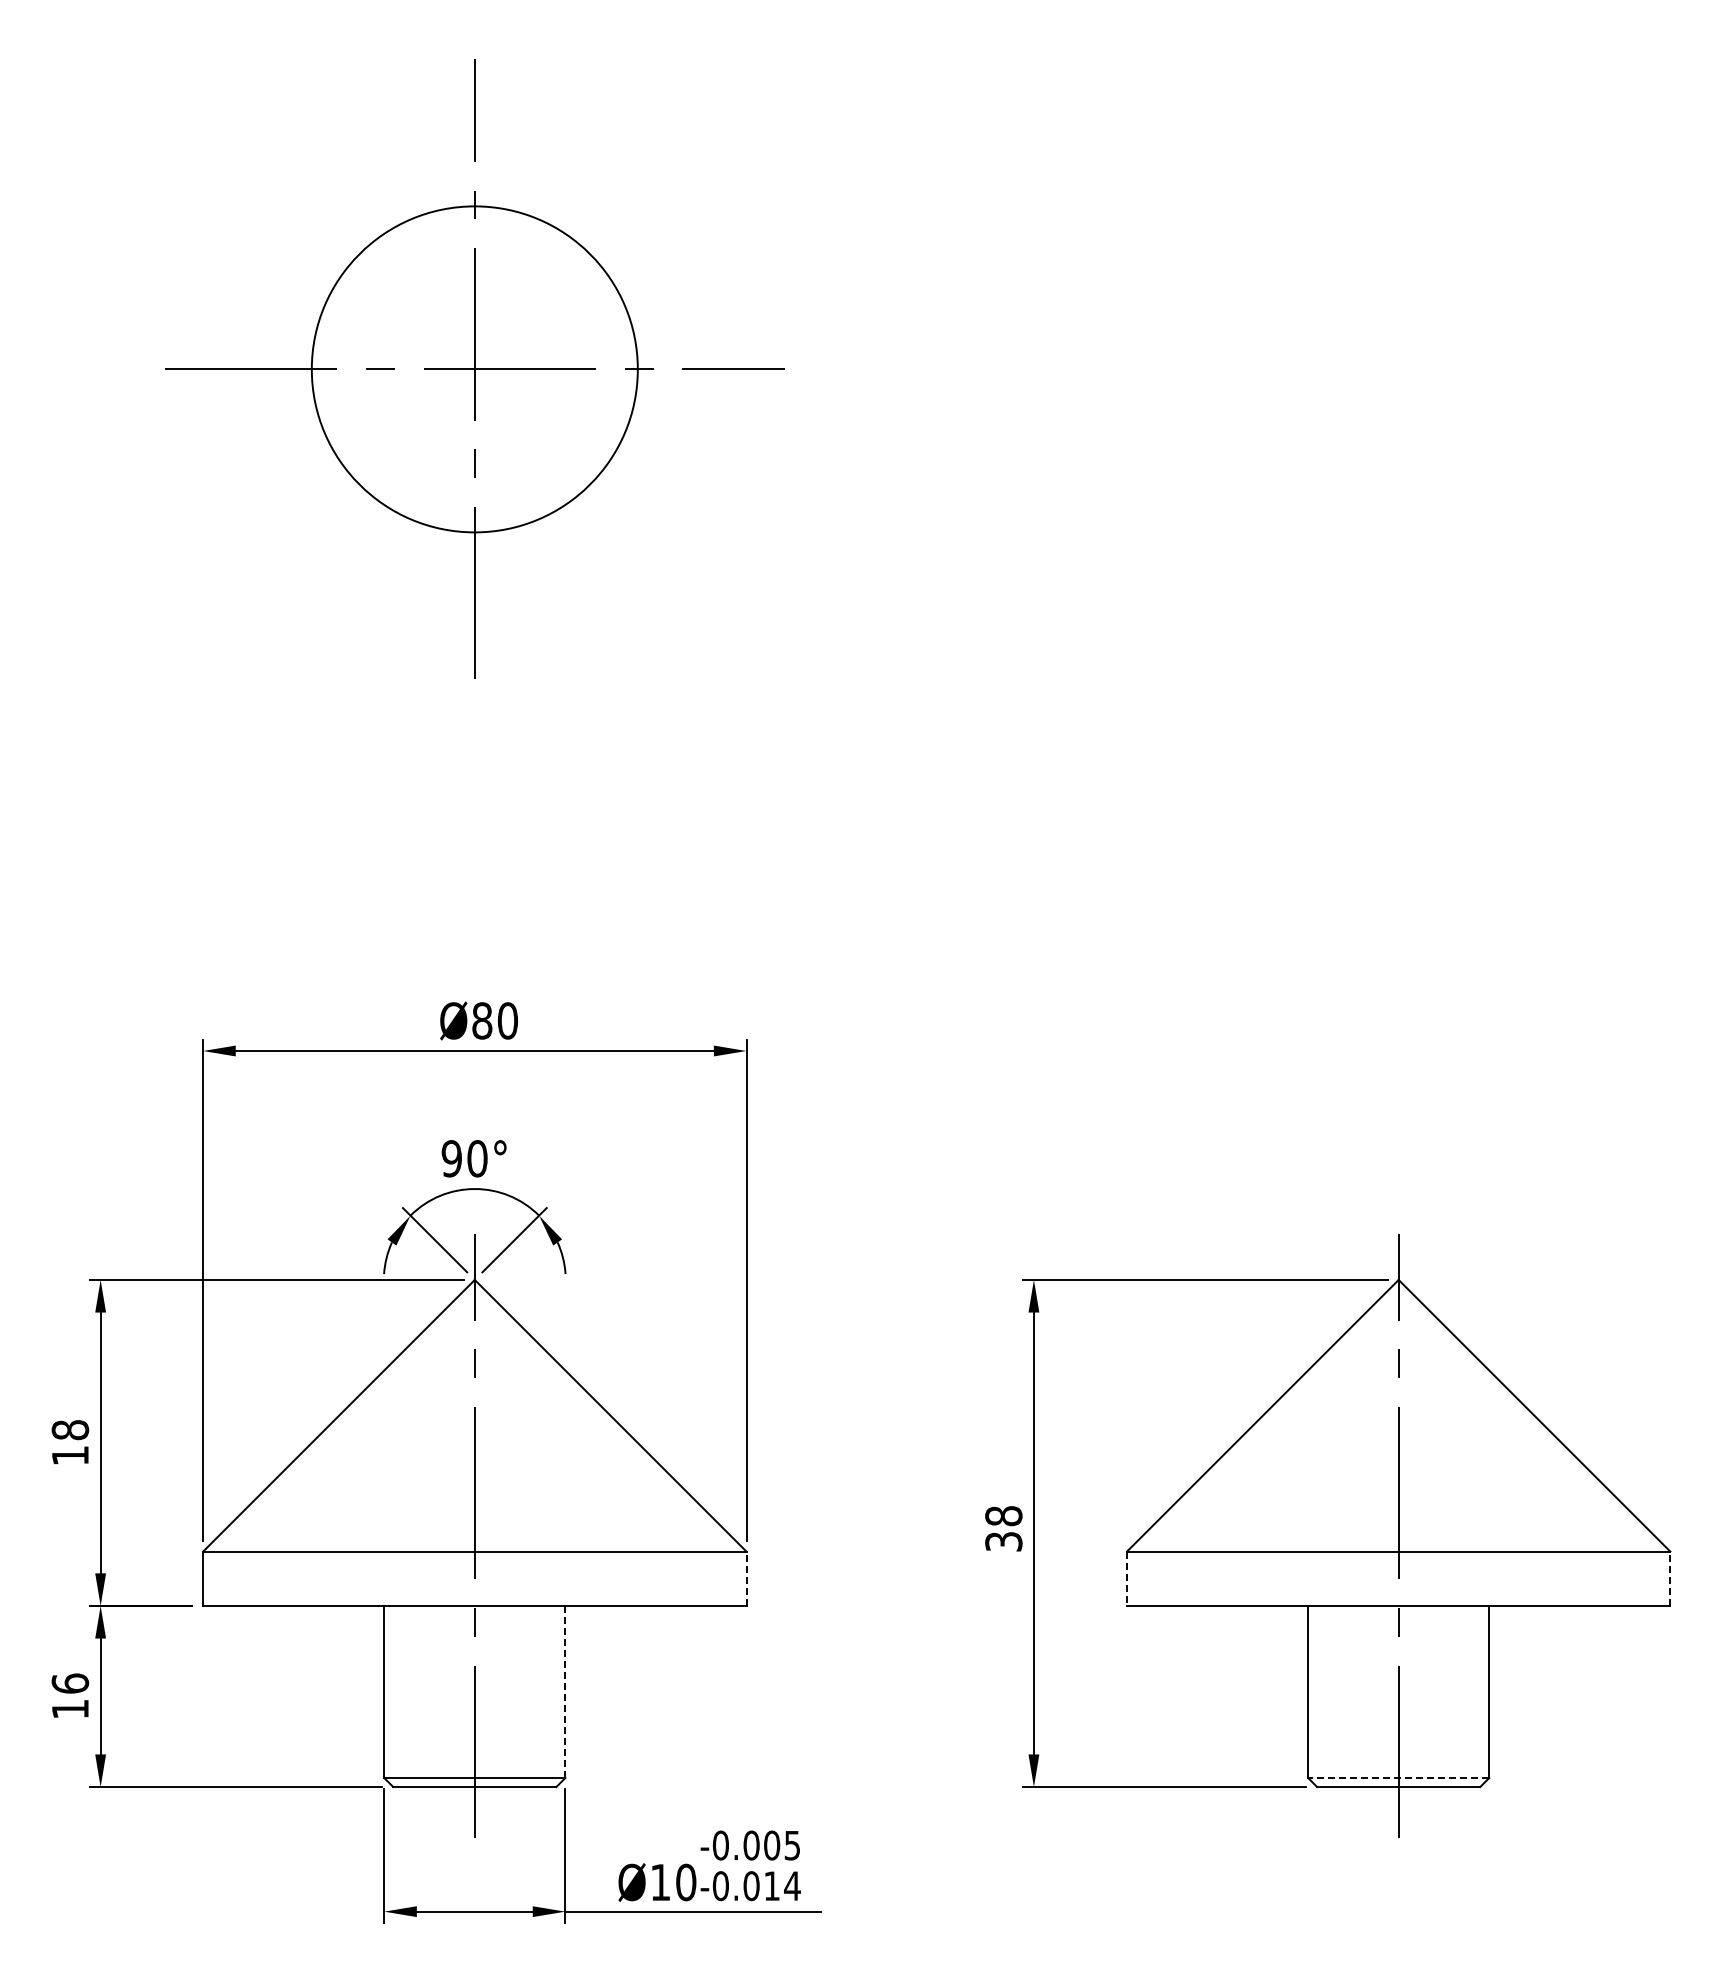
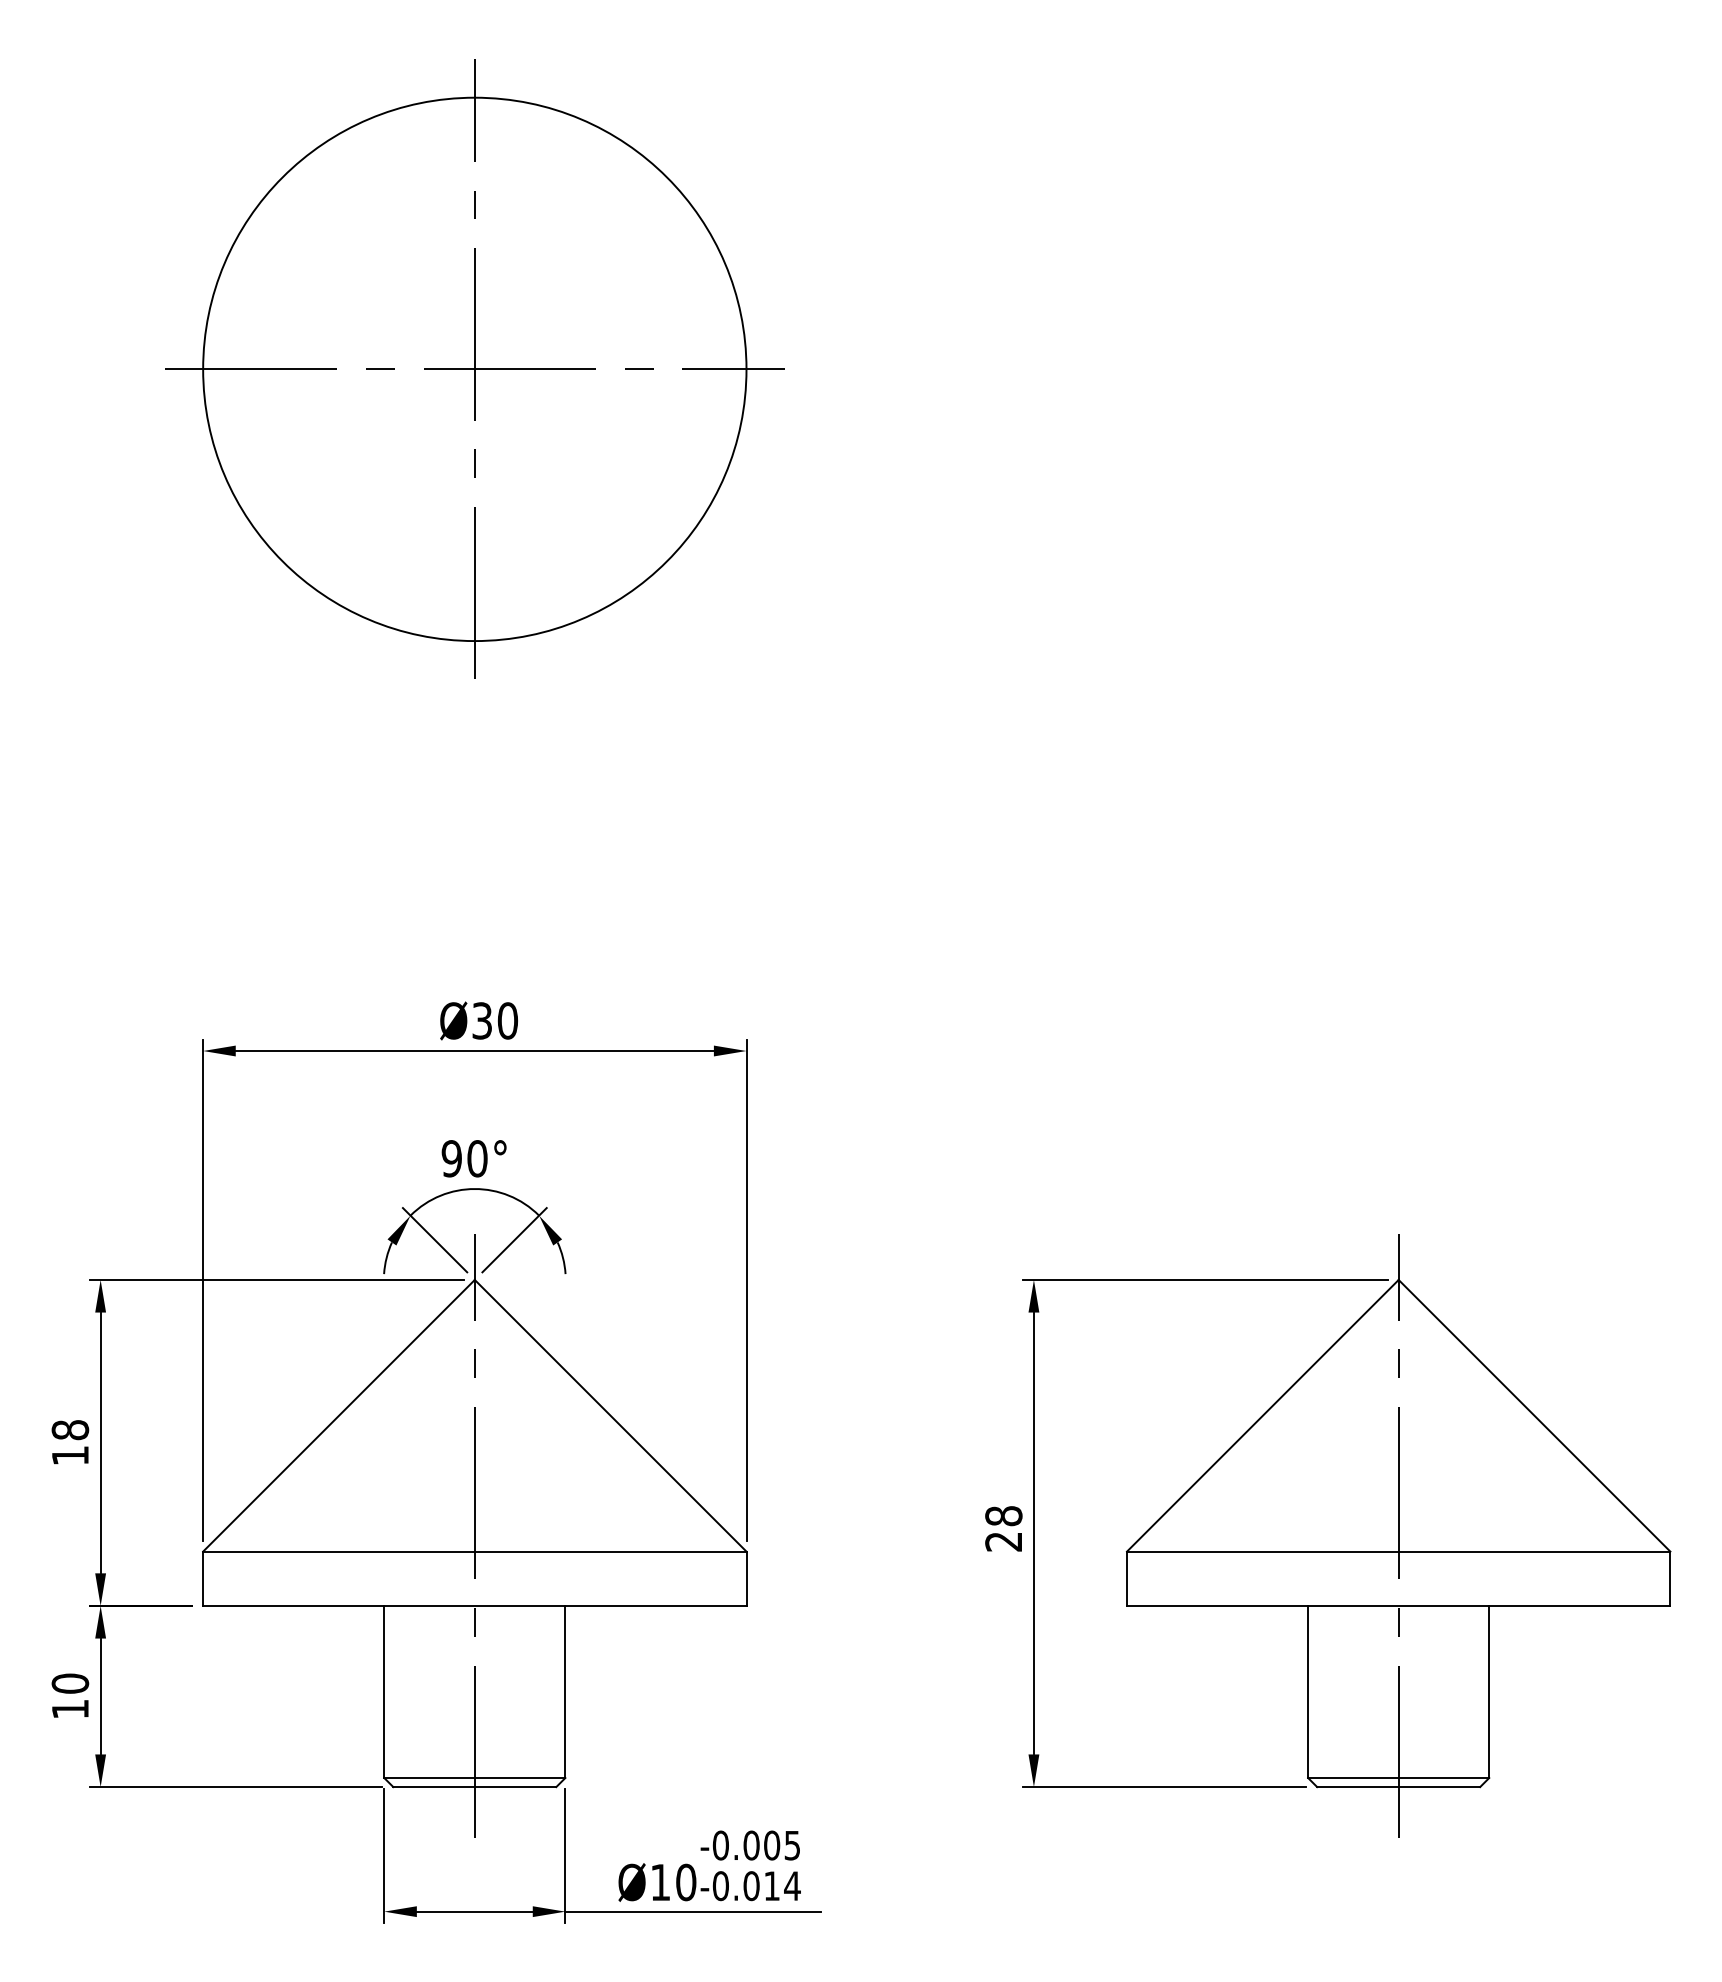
circle diameter: 326 px -> 543 px (474, 369)
text: Ø80 -> Ø30 (482, 1020)
text: 38 -> 28 (1003, 1541)
line: dashed -> solid (746, 1578)
line: dashed -> solid (1670, 1578)
line: dashed -> solid (1127, 1579)
text: 16 -> 10 (69, 1683)
line: dashed -> solid (565, 1691)
line: dashed -> solid (1398, 1778)
